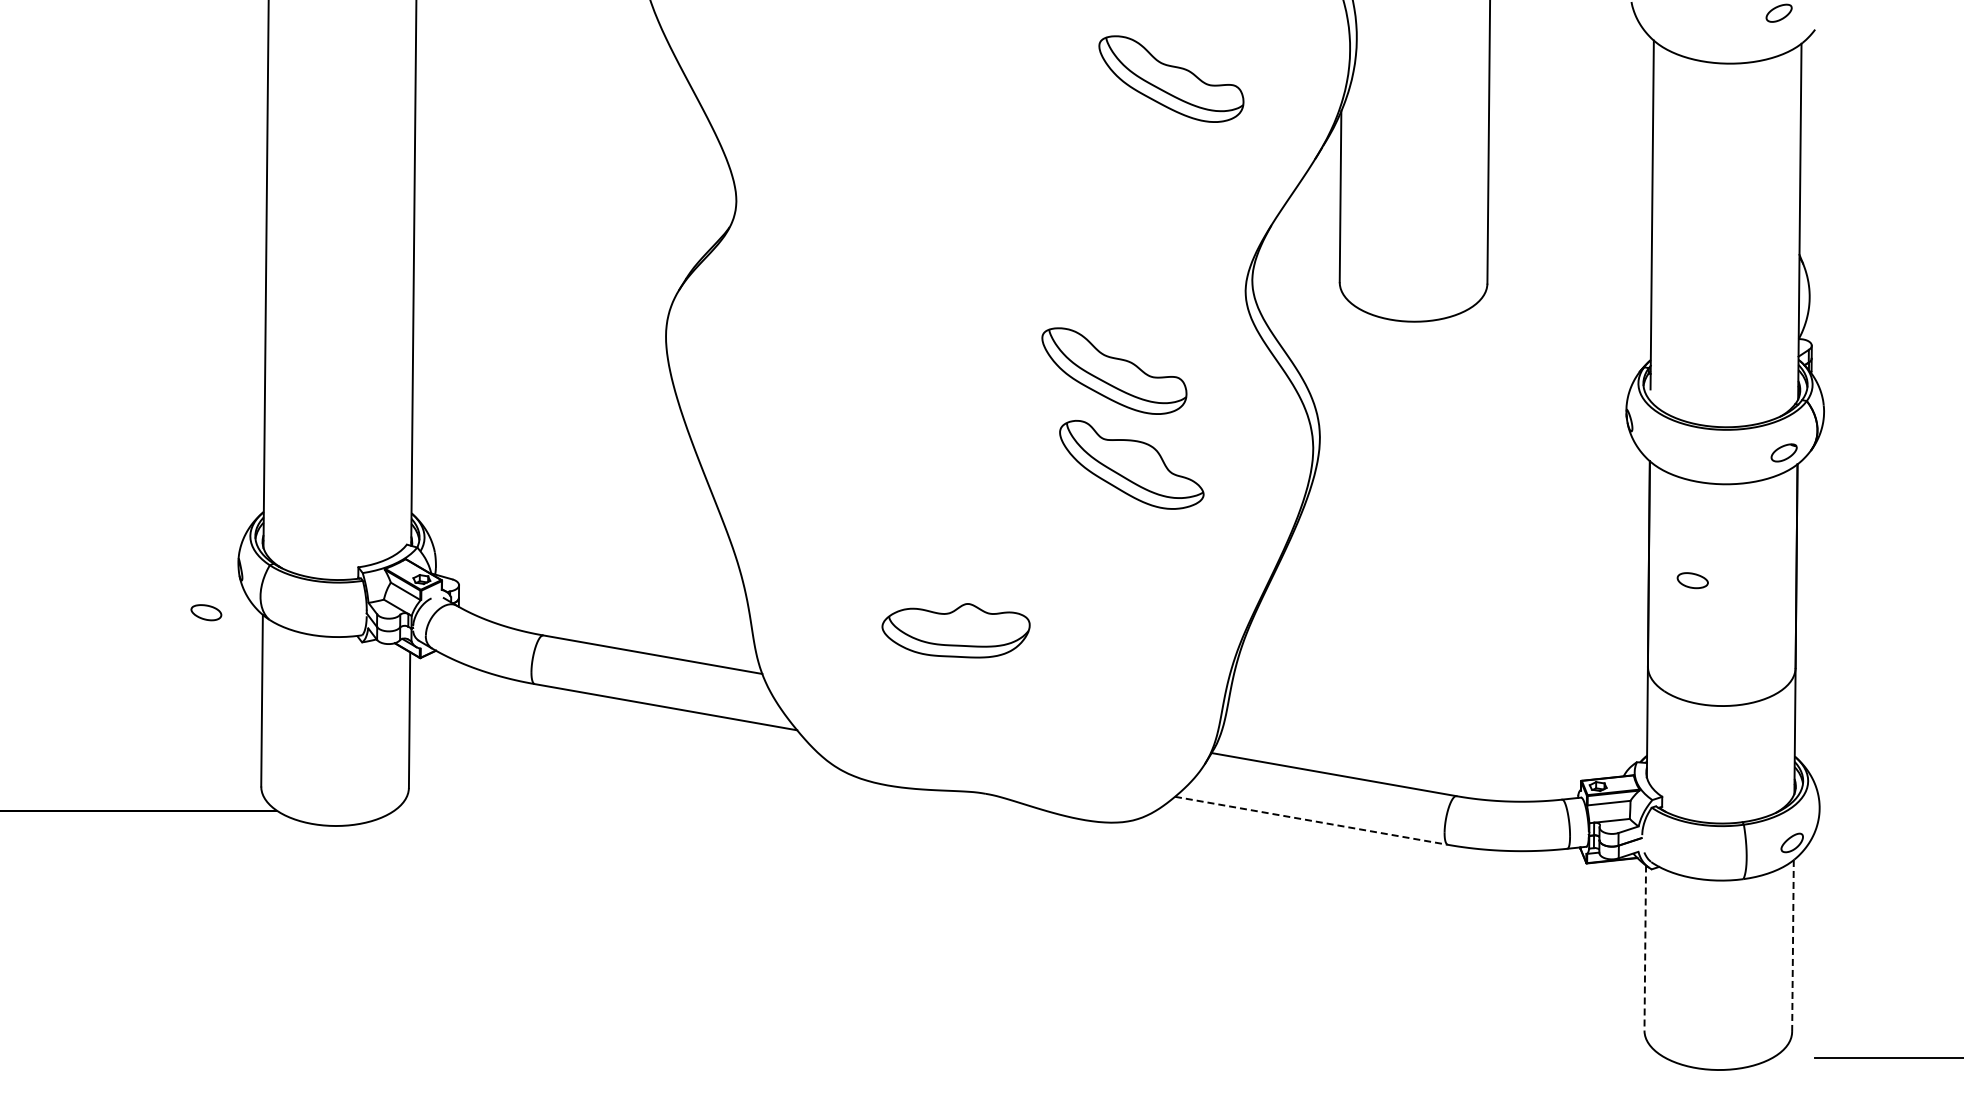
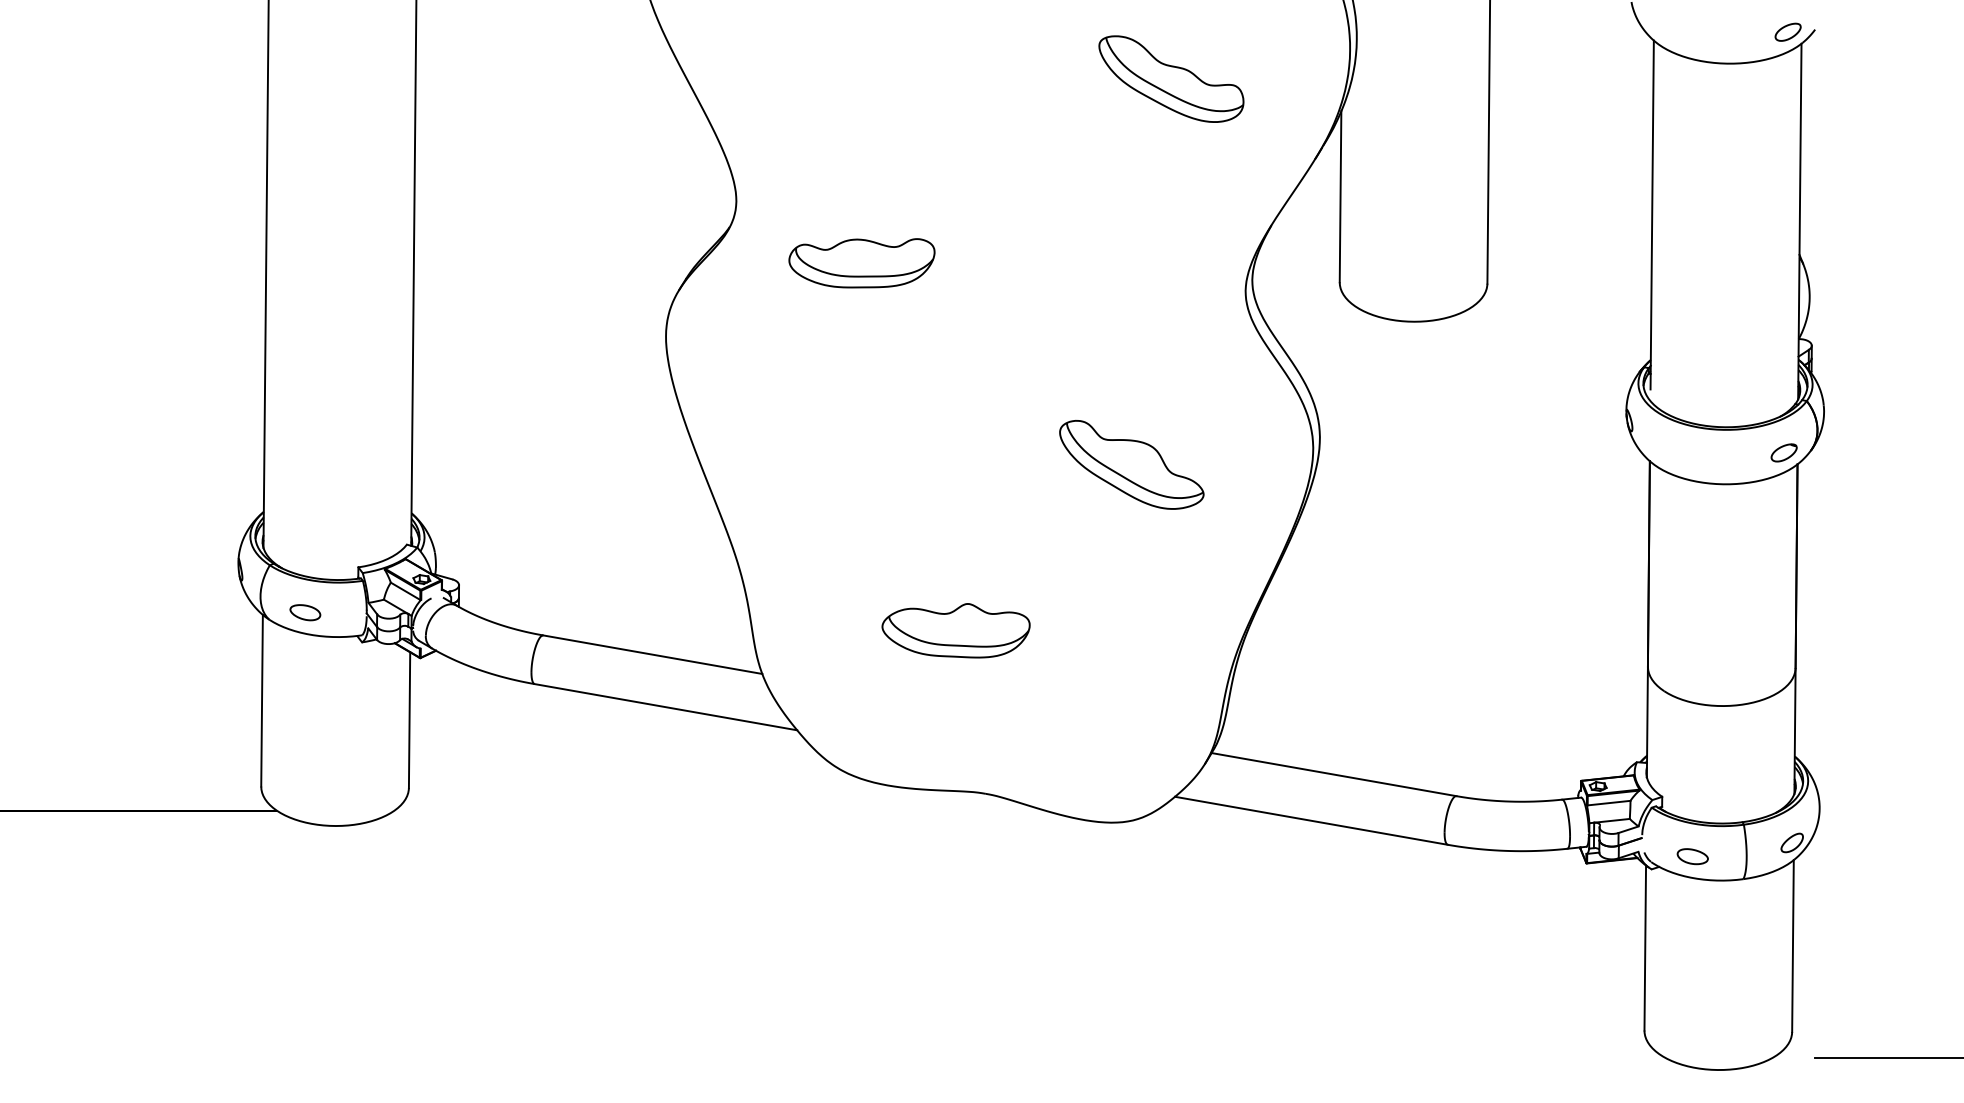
part position: (1778, 12) -> (1787, 31) (1787, 31)
part: none -> present (861, 263)
part: present -> none (1114, 370)
part position: (1692, 580) -> (1692, 856) (1692, 856)
part position: (206, 612) -> (305, 612) (305, 612)
line: dashed -> solid (1311, 820)
line: dashed -> solid (1792, 946)
line: dashed -> solid (1645, 948)
